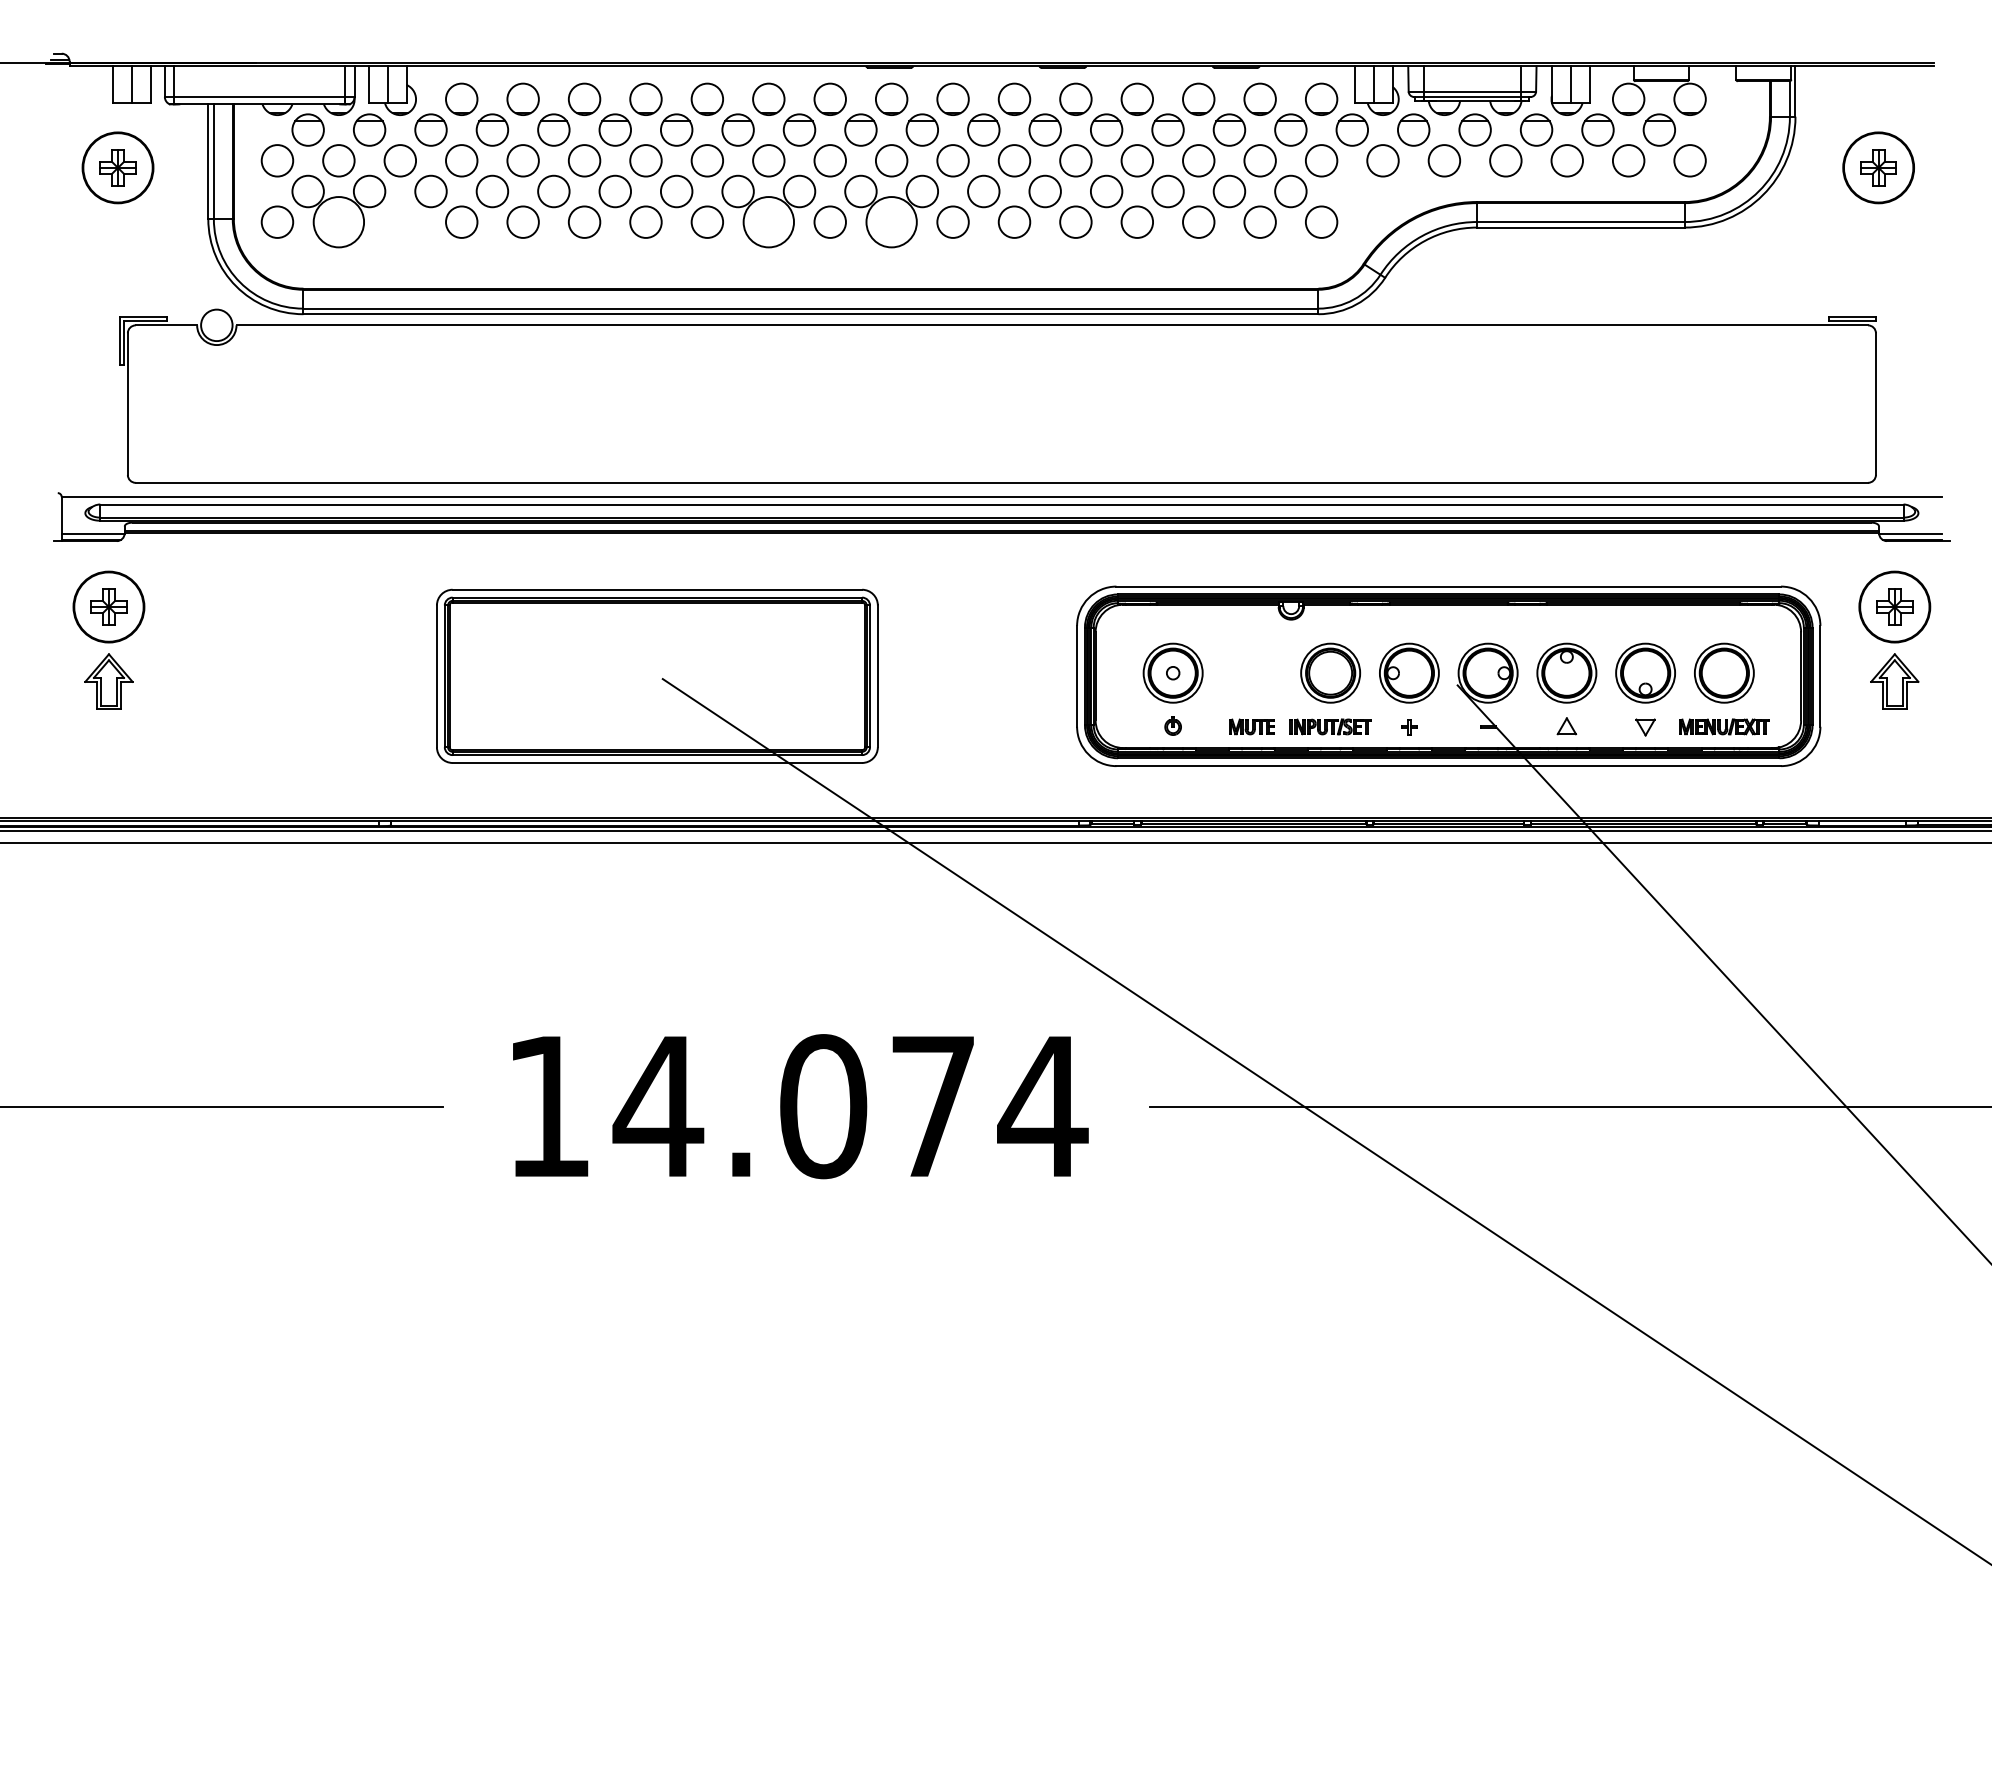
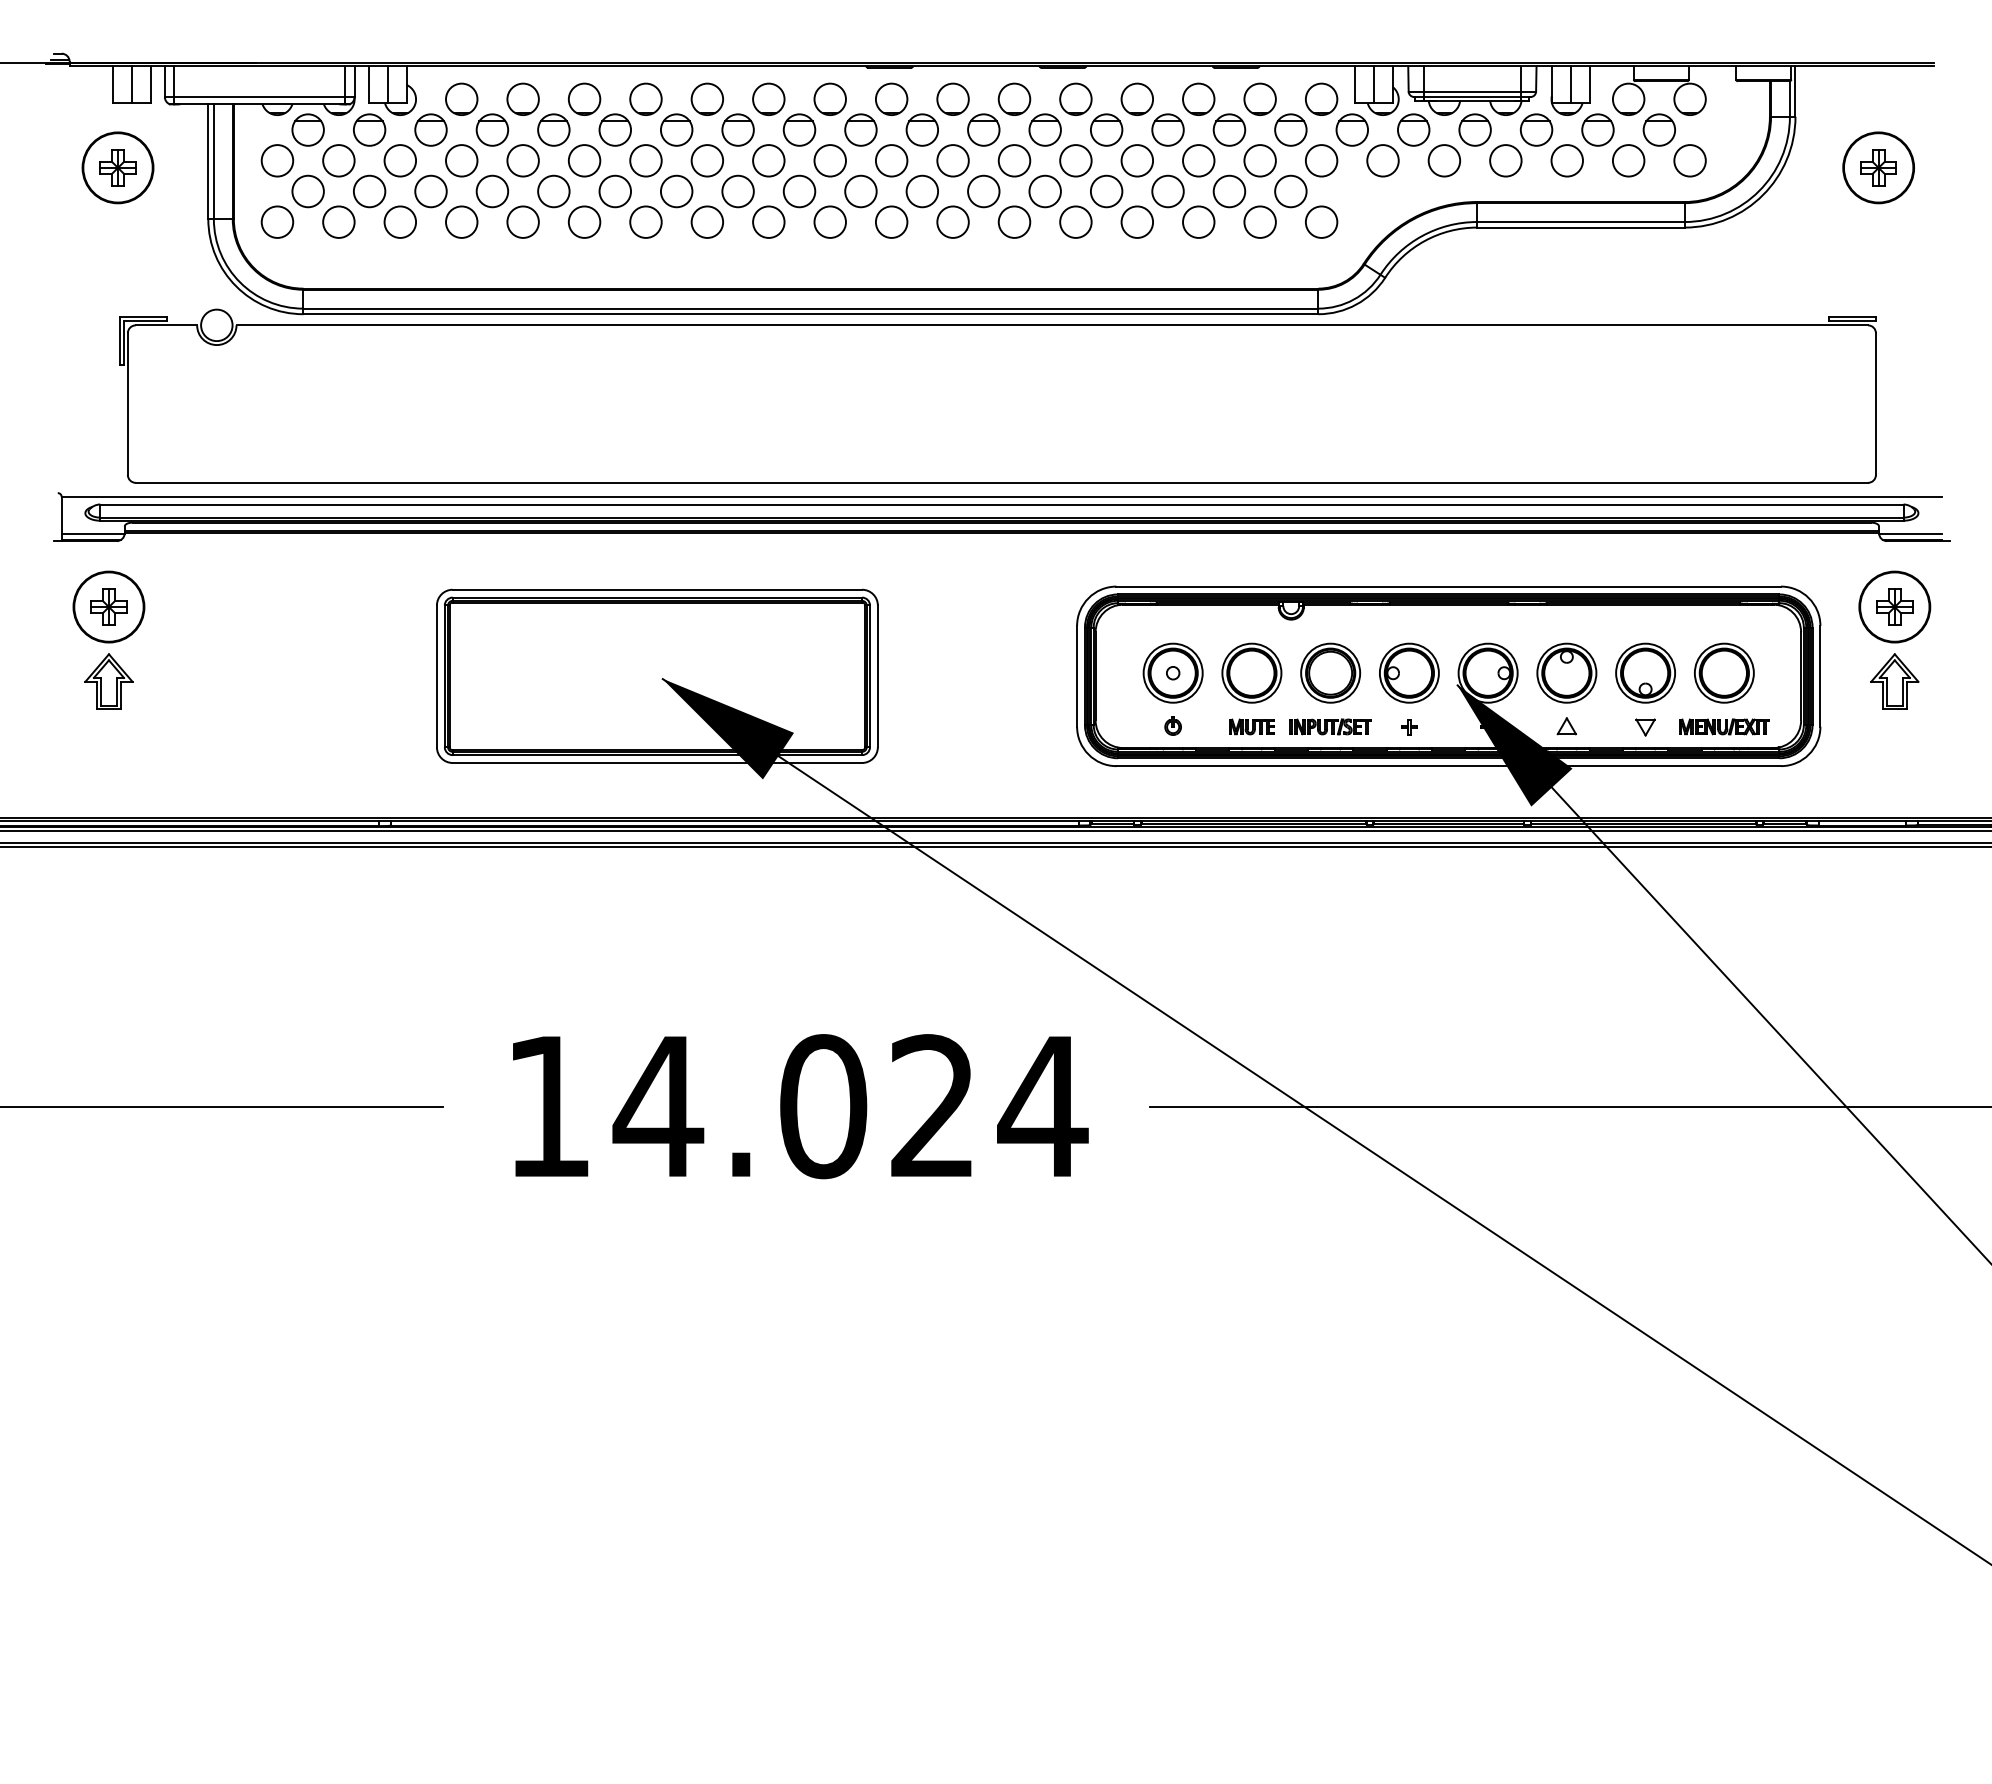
circle: none -> present (399, 221)
circle diameter: 50 px -> 31 px (338, 221)
circle diameter: 50 px -> 31 px (768, 221)
circle diameter: 50 px -> 31 px (891, 221)
part: none -> present (1251, 672)
fill: none -> present (728, 728)
fill: none -> present (1514, 745)
line: none -> present (995, 847)
text: 14.074 -> 14.024 (932, 1105)
